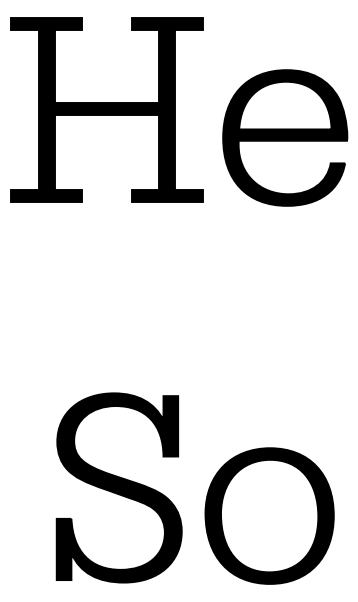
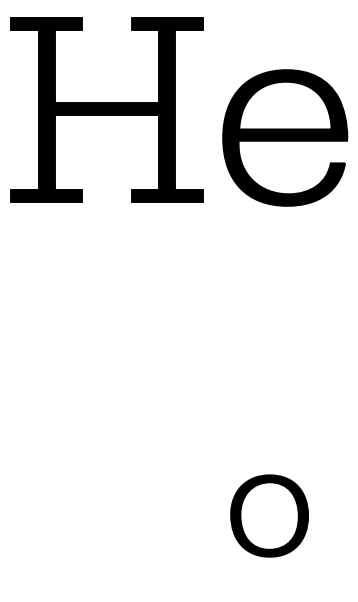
part: present -> none (118, 487)
part size: 131x138 px -> 79x84 px (269, 515)
